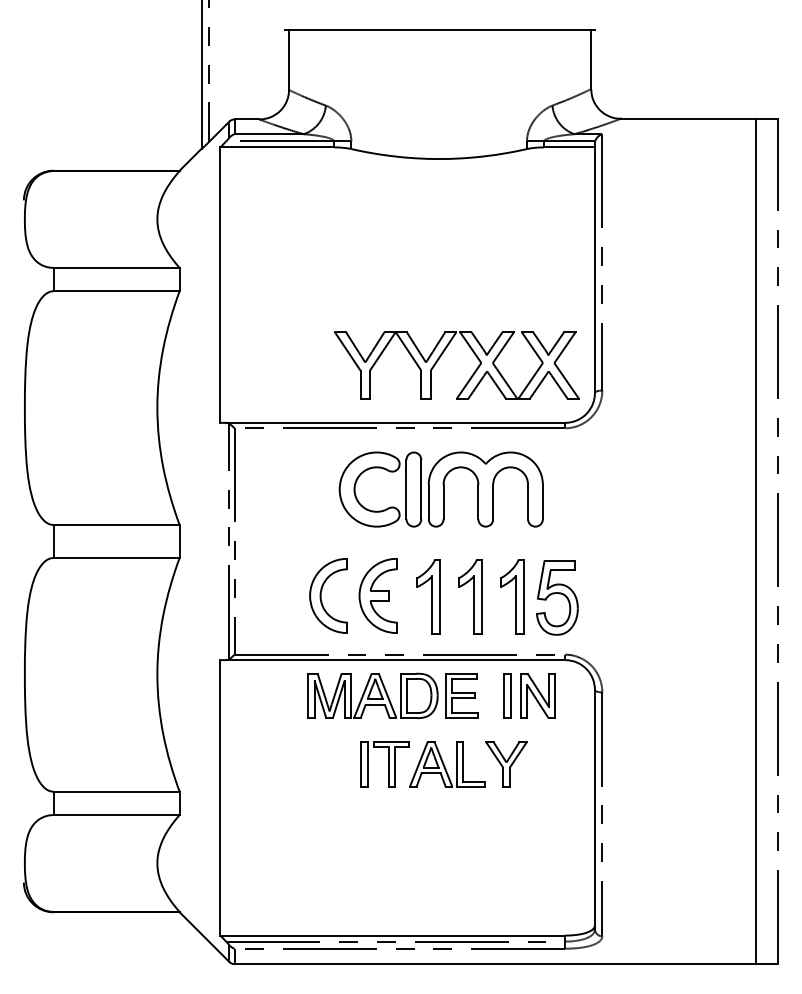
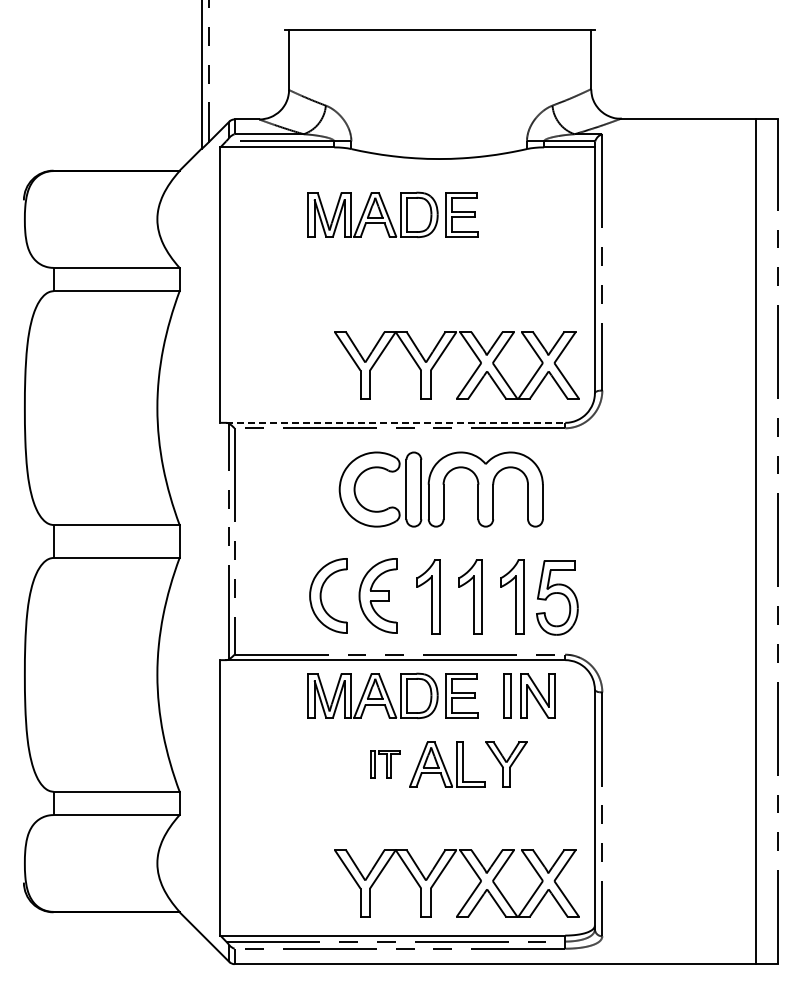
part: none -> present (392, 214)
line: solid -> dashed (395, 422)
part size: 50x47 px -> 31x29 px (385, 764)
part: none -> present (441, 874)
